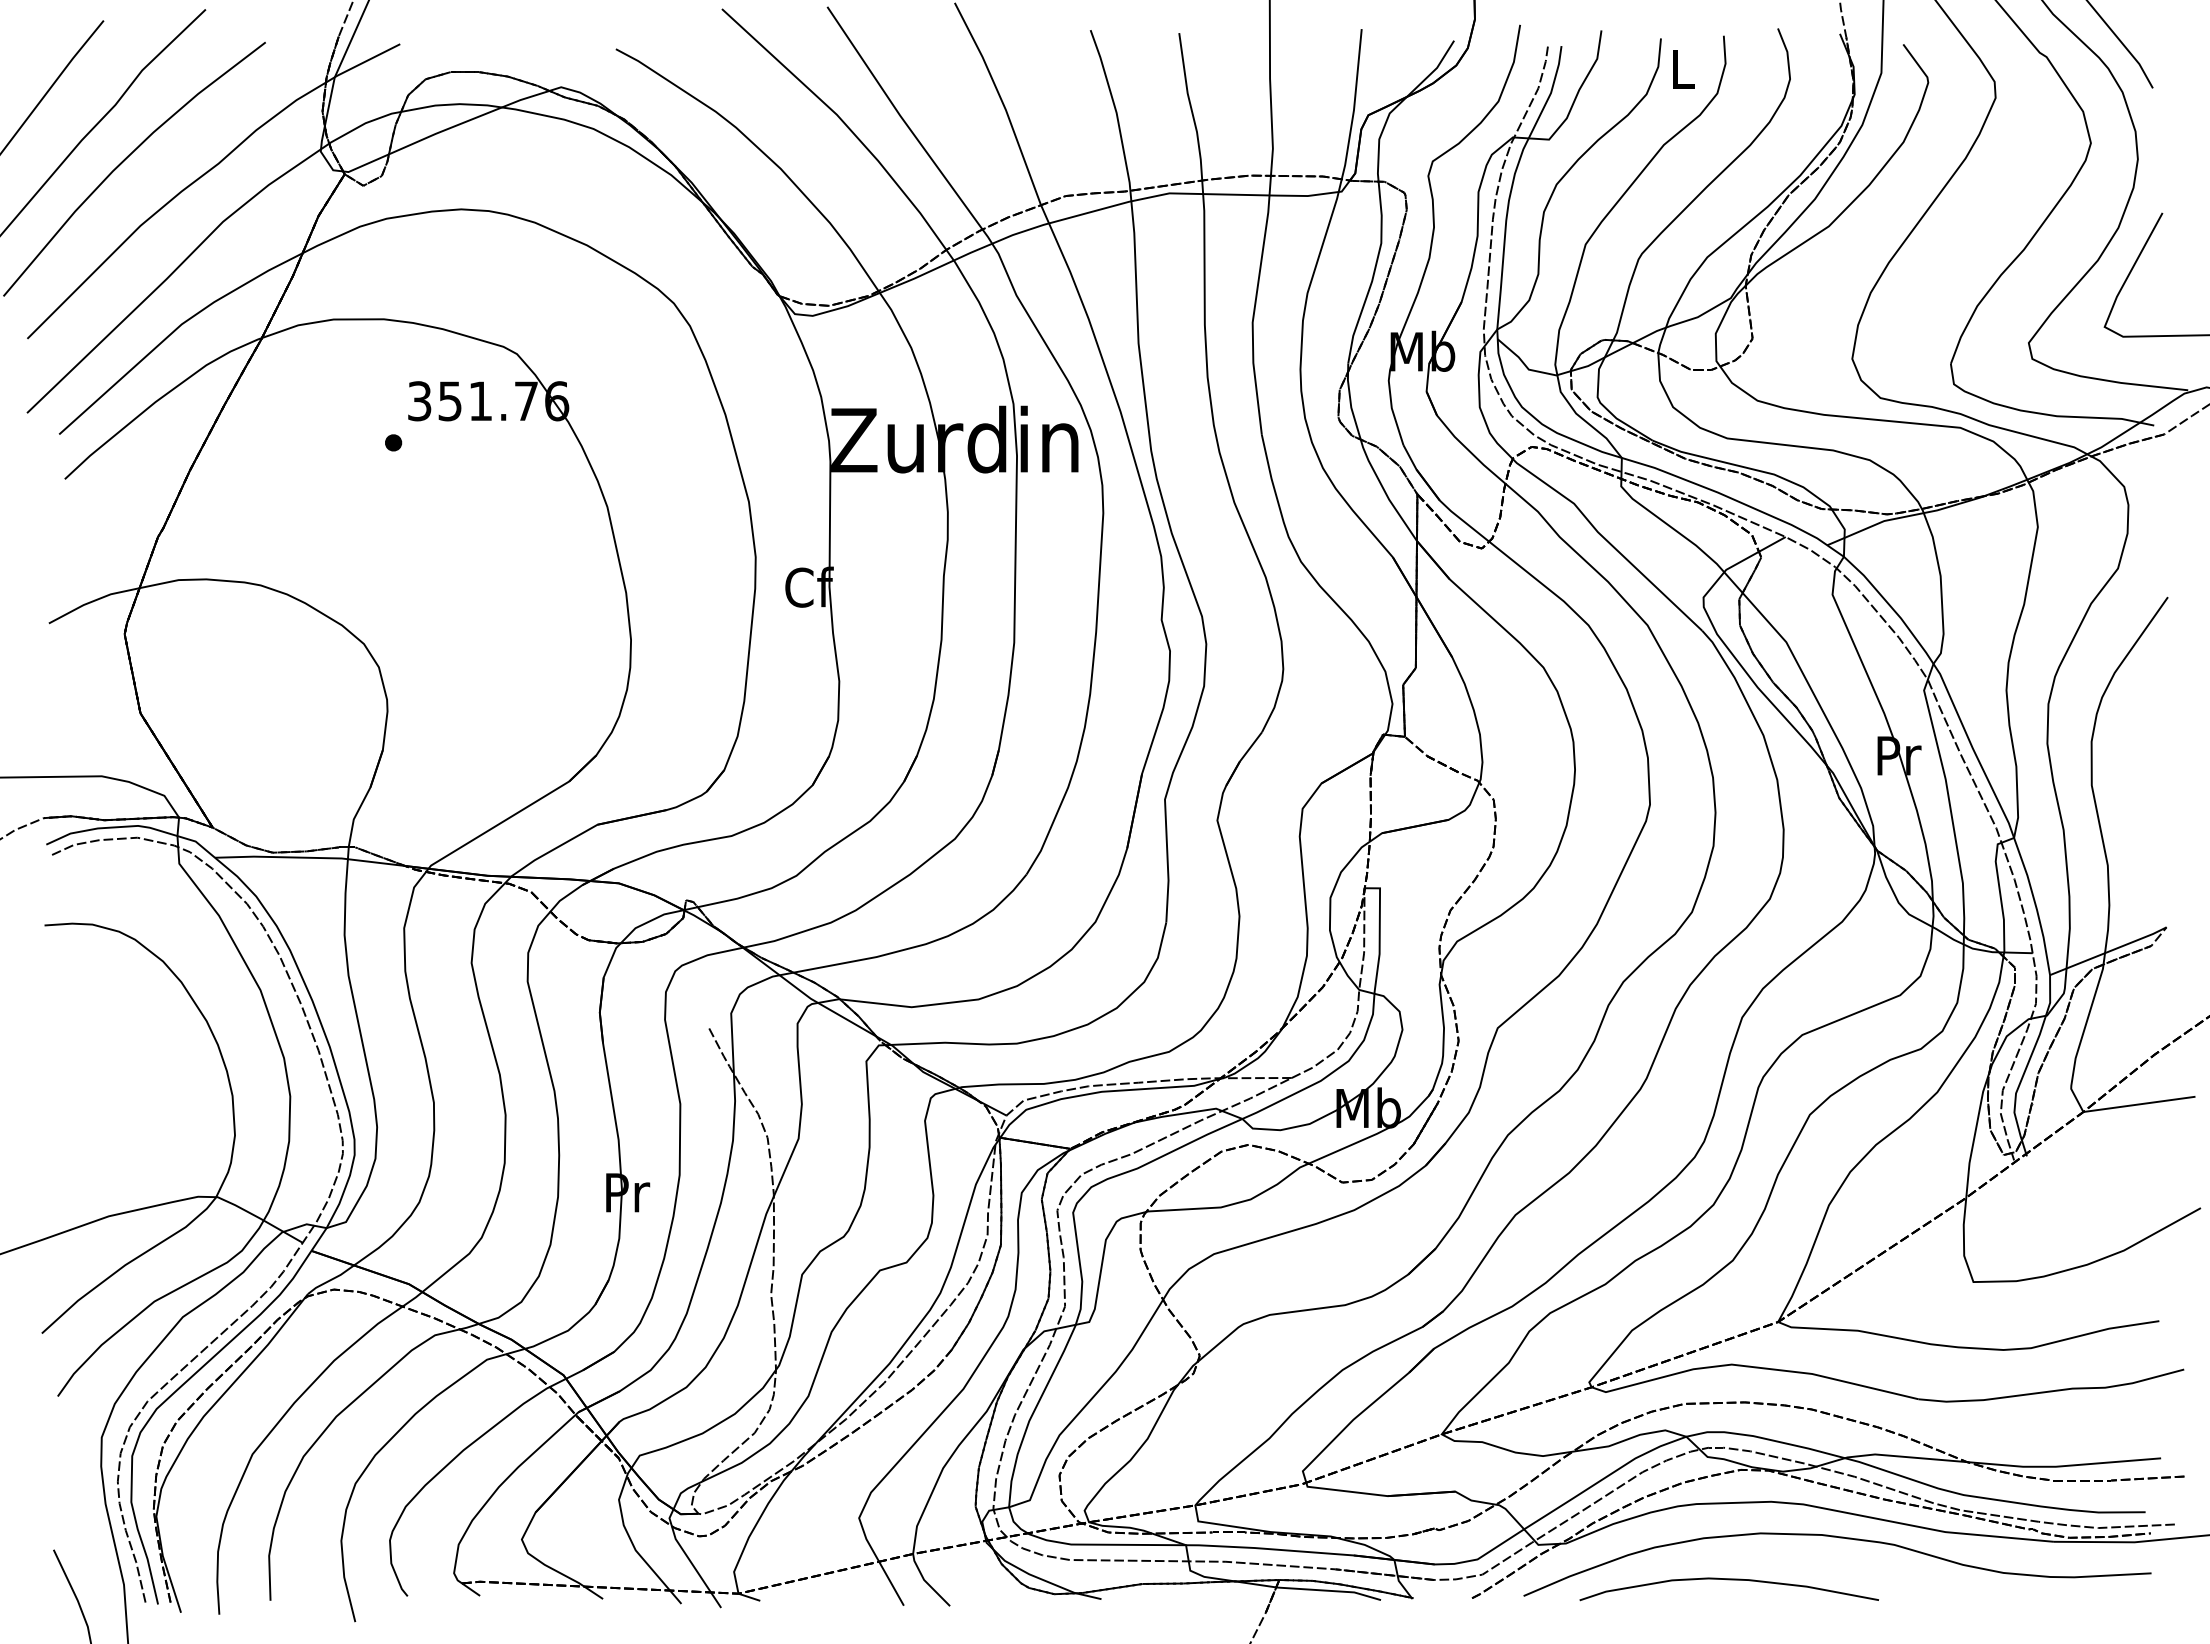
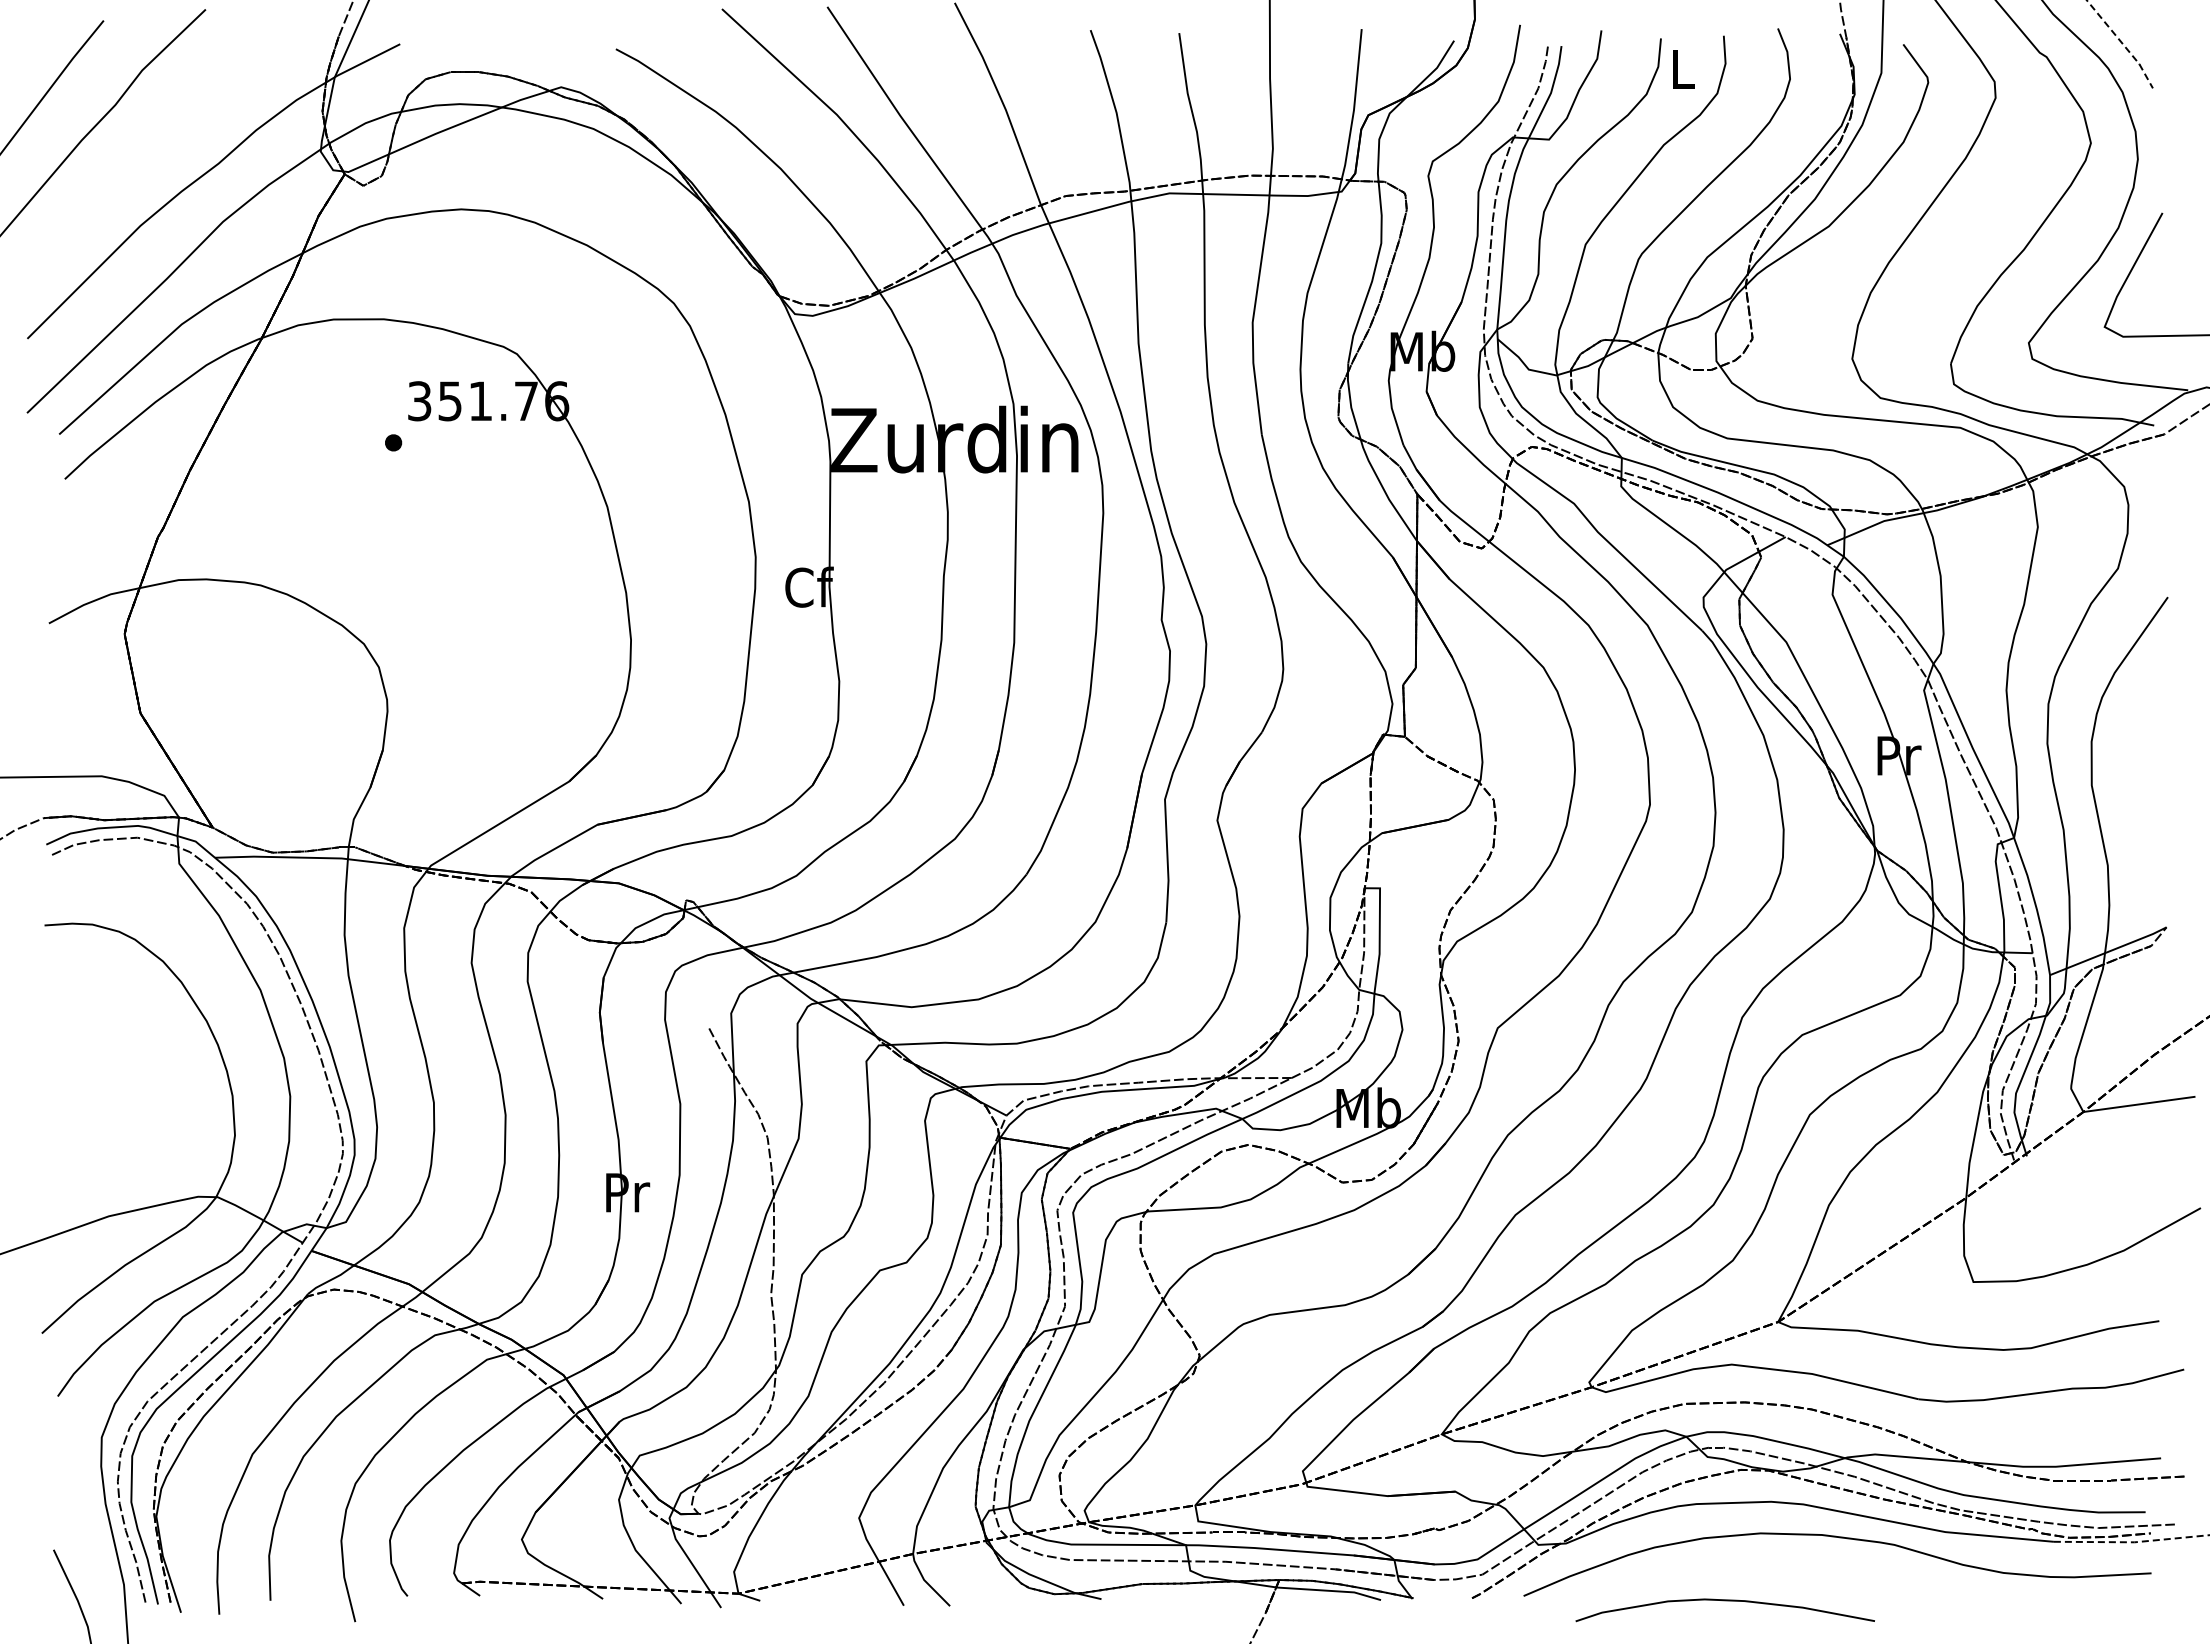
line: solid -> dashed (2122, 43)
curve: present -> none (125, 160)
line: solid -> dashed (2132, 1542)
curve position: (1728, 1580) -> (1724, 1601) (1724, 1601)
